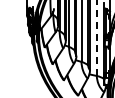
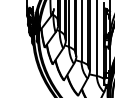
line: dashed -> solid (96, 38)
